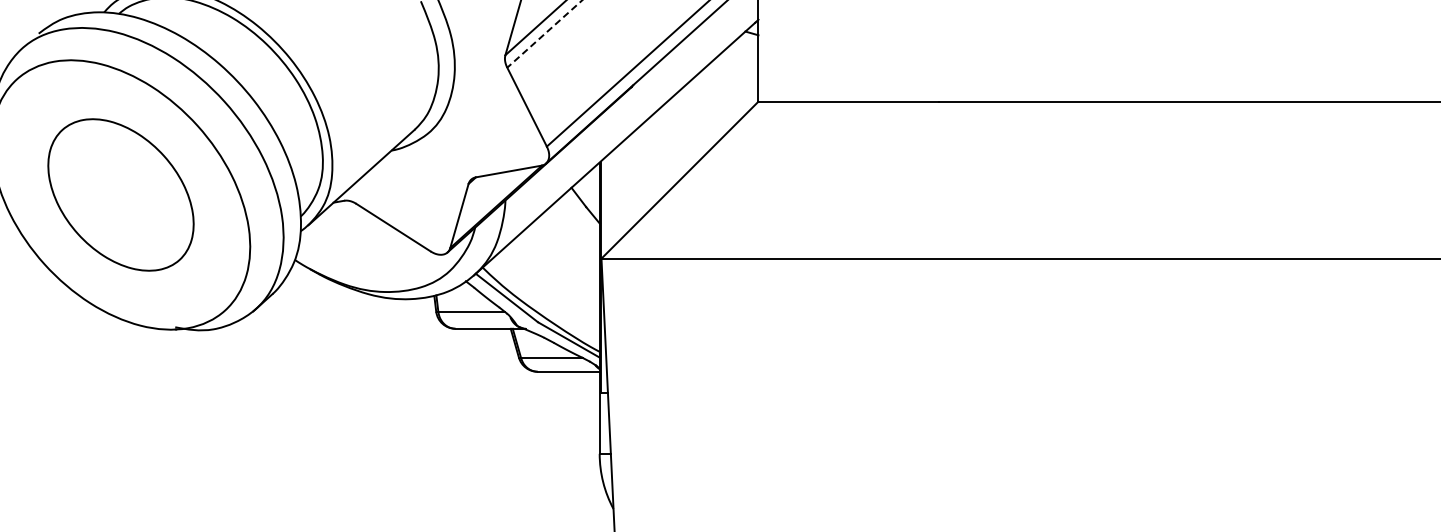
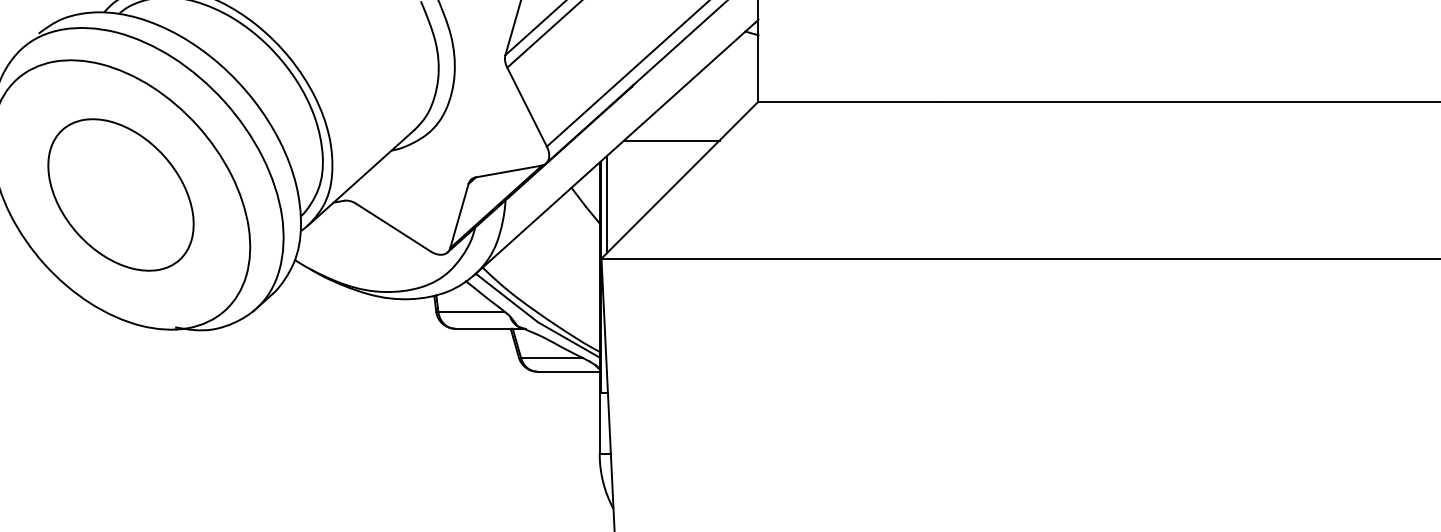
line: dashed -> solid (544, 34)
line: none -> present (671, 140)
line: none -> present (607, 204)
